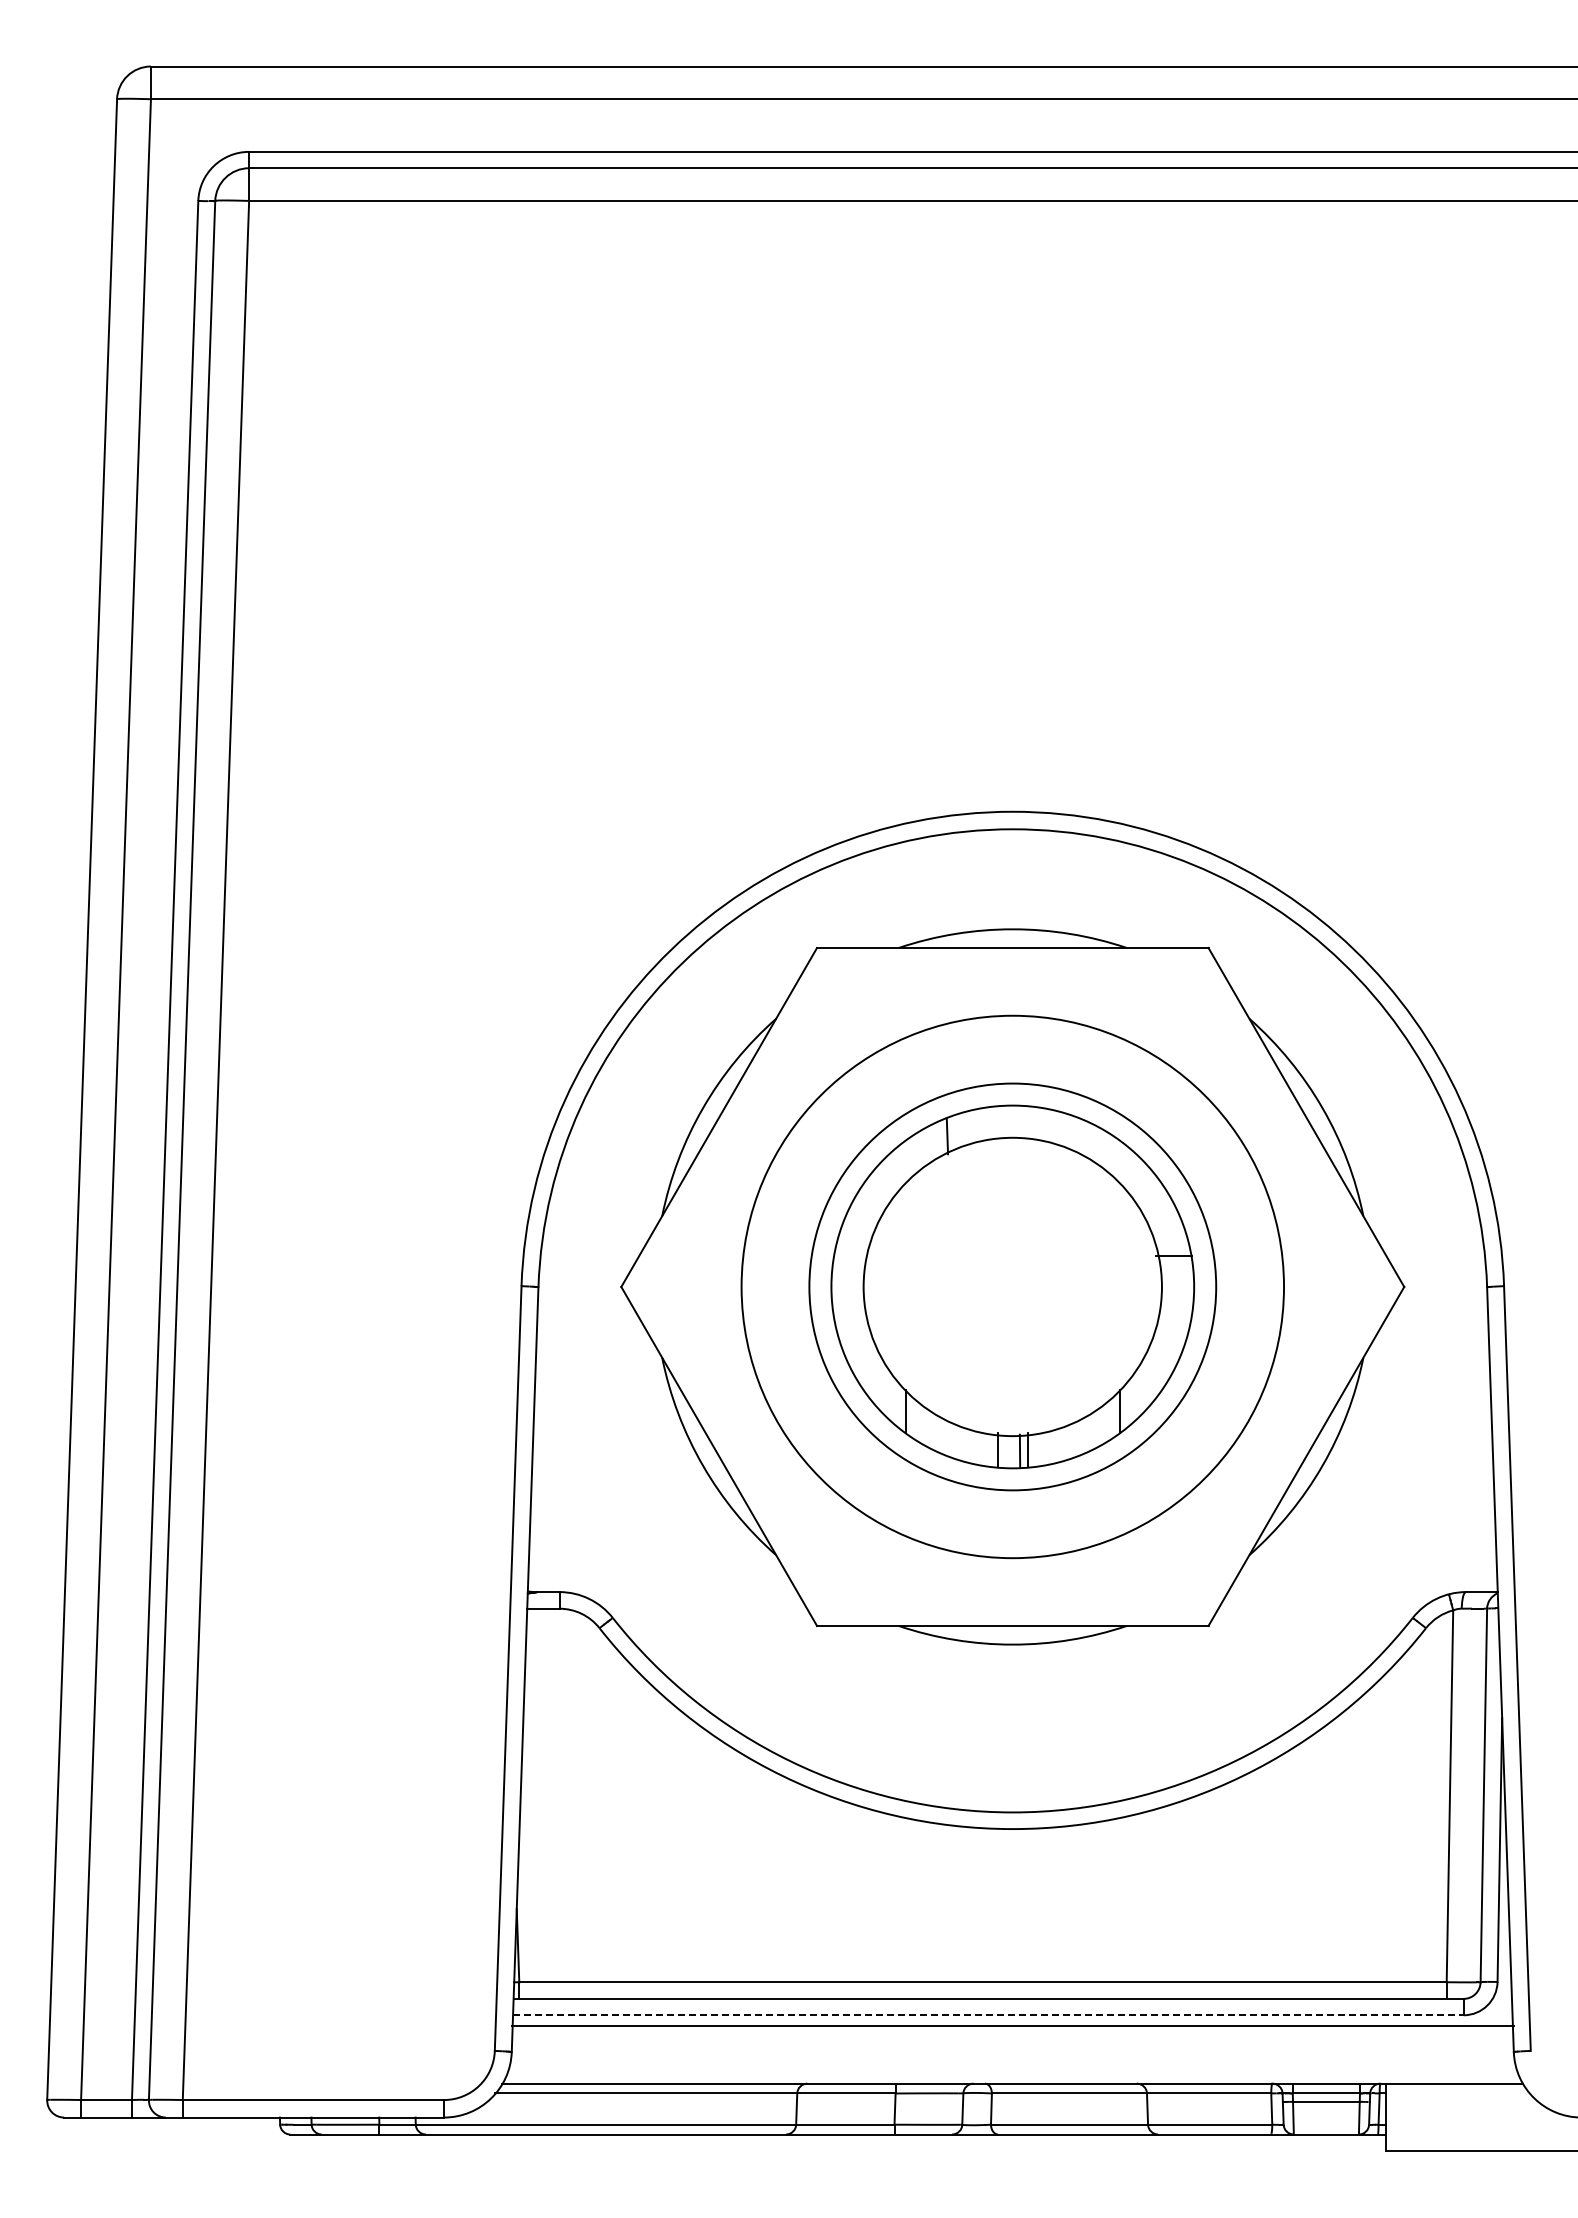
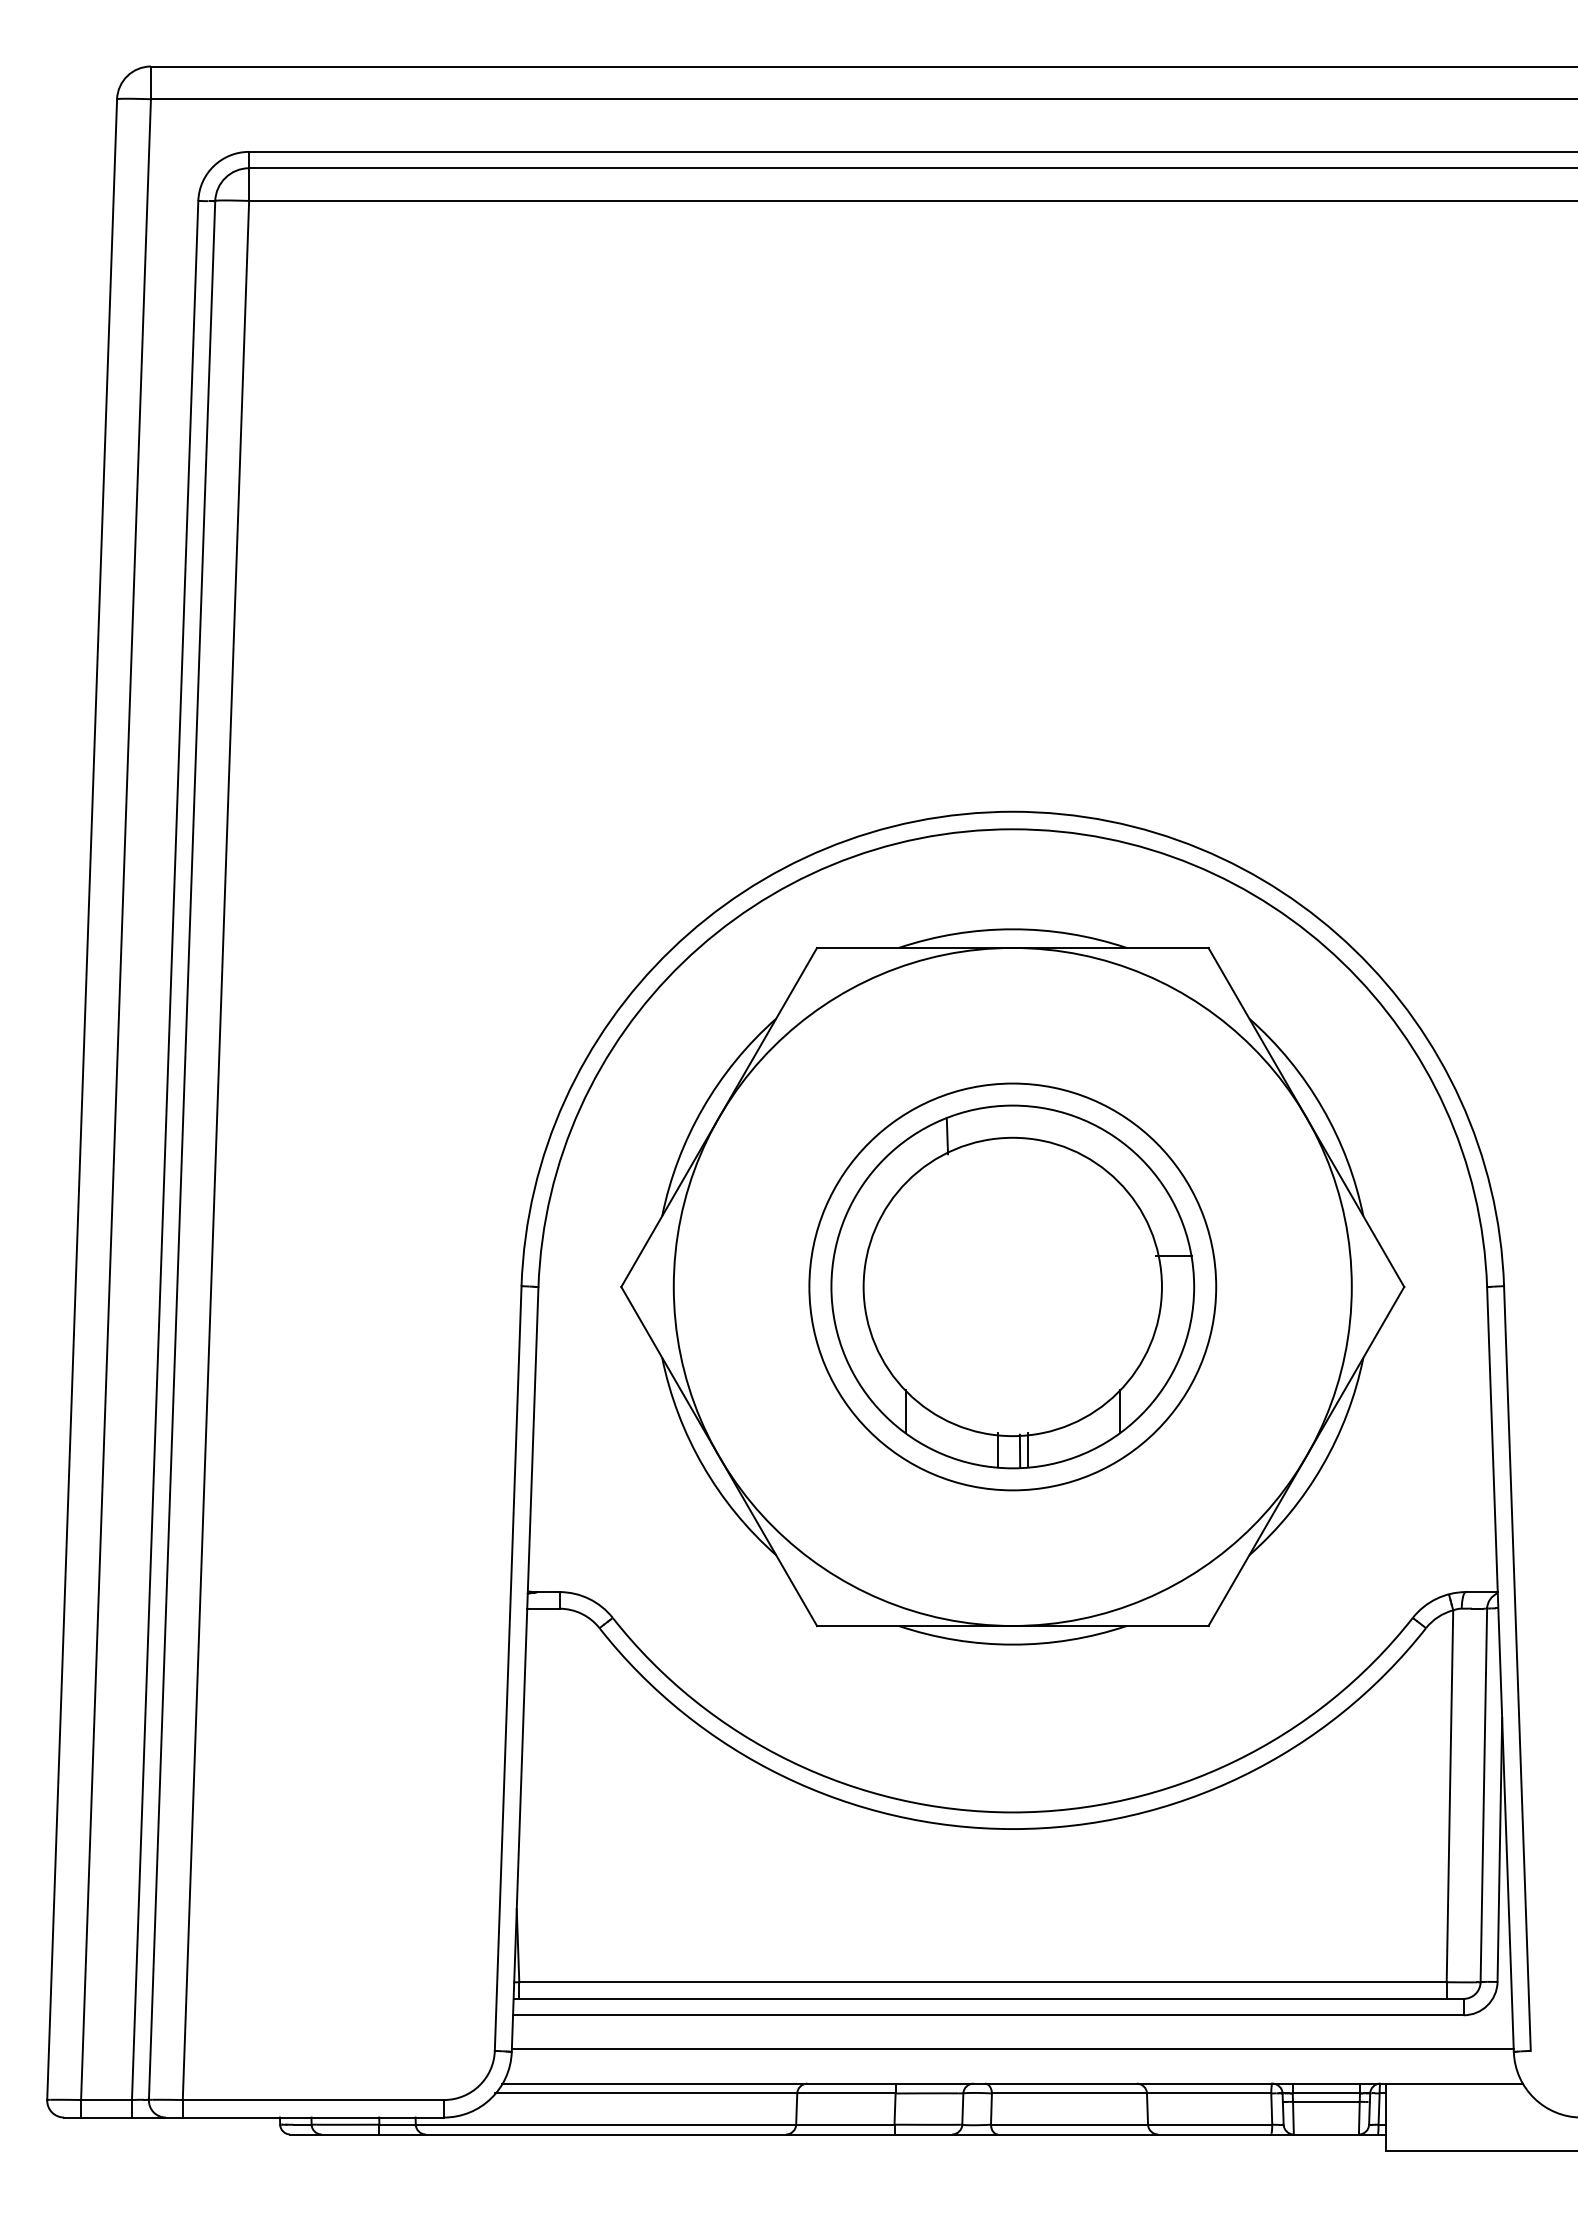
circle diameter: 542 px -> 678 px (1012, 1286)
line: dashed -> solid (988, 2015)
line position: (1012, 2025) -> (1012, 2048) (1012, 2048)
